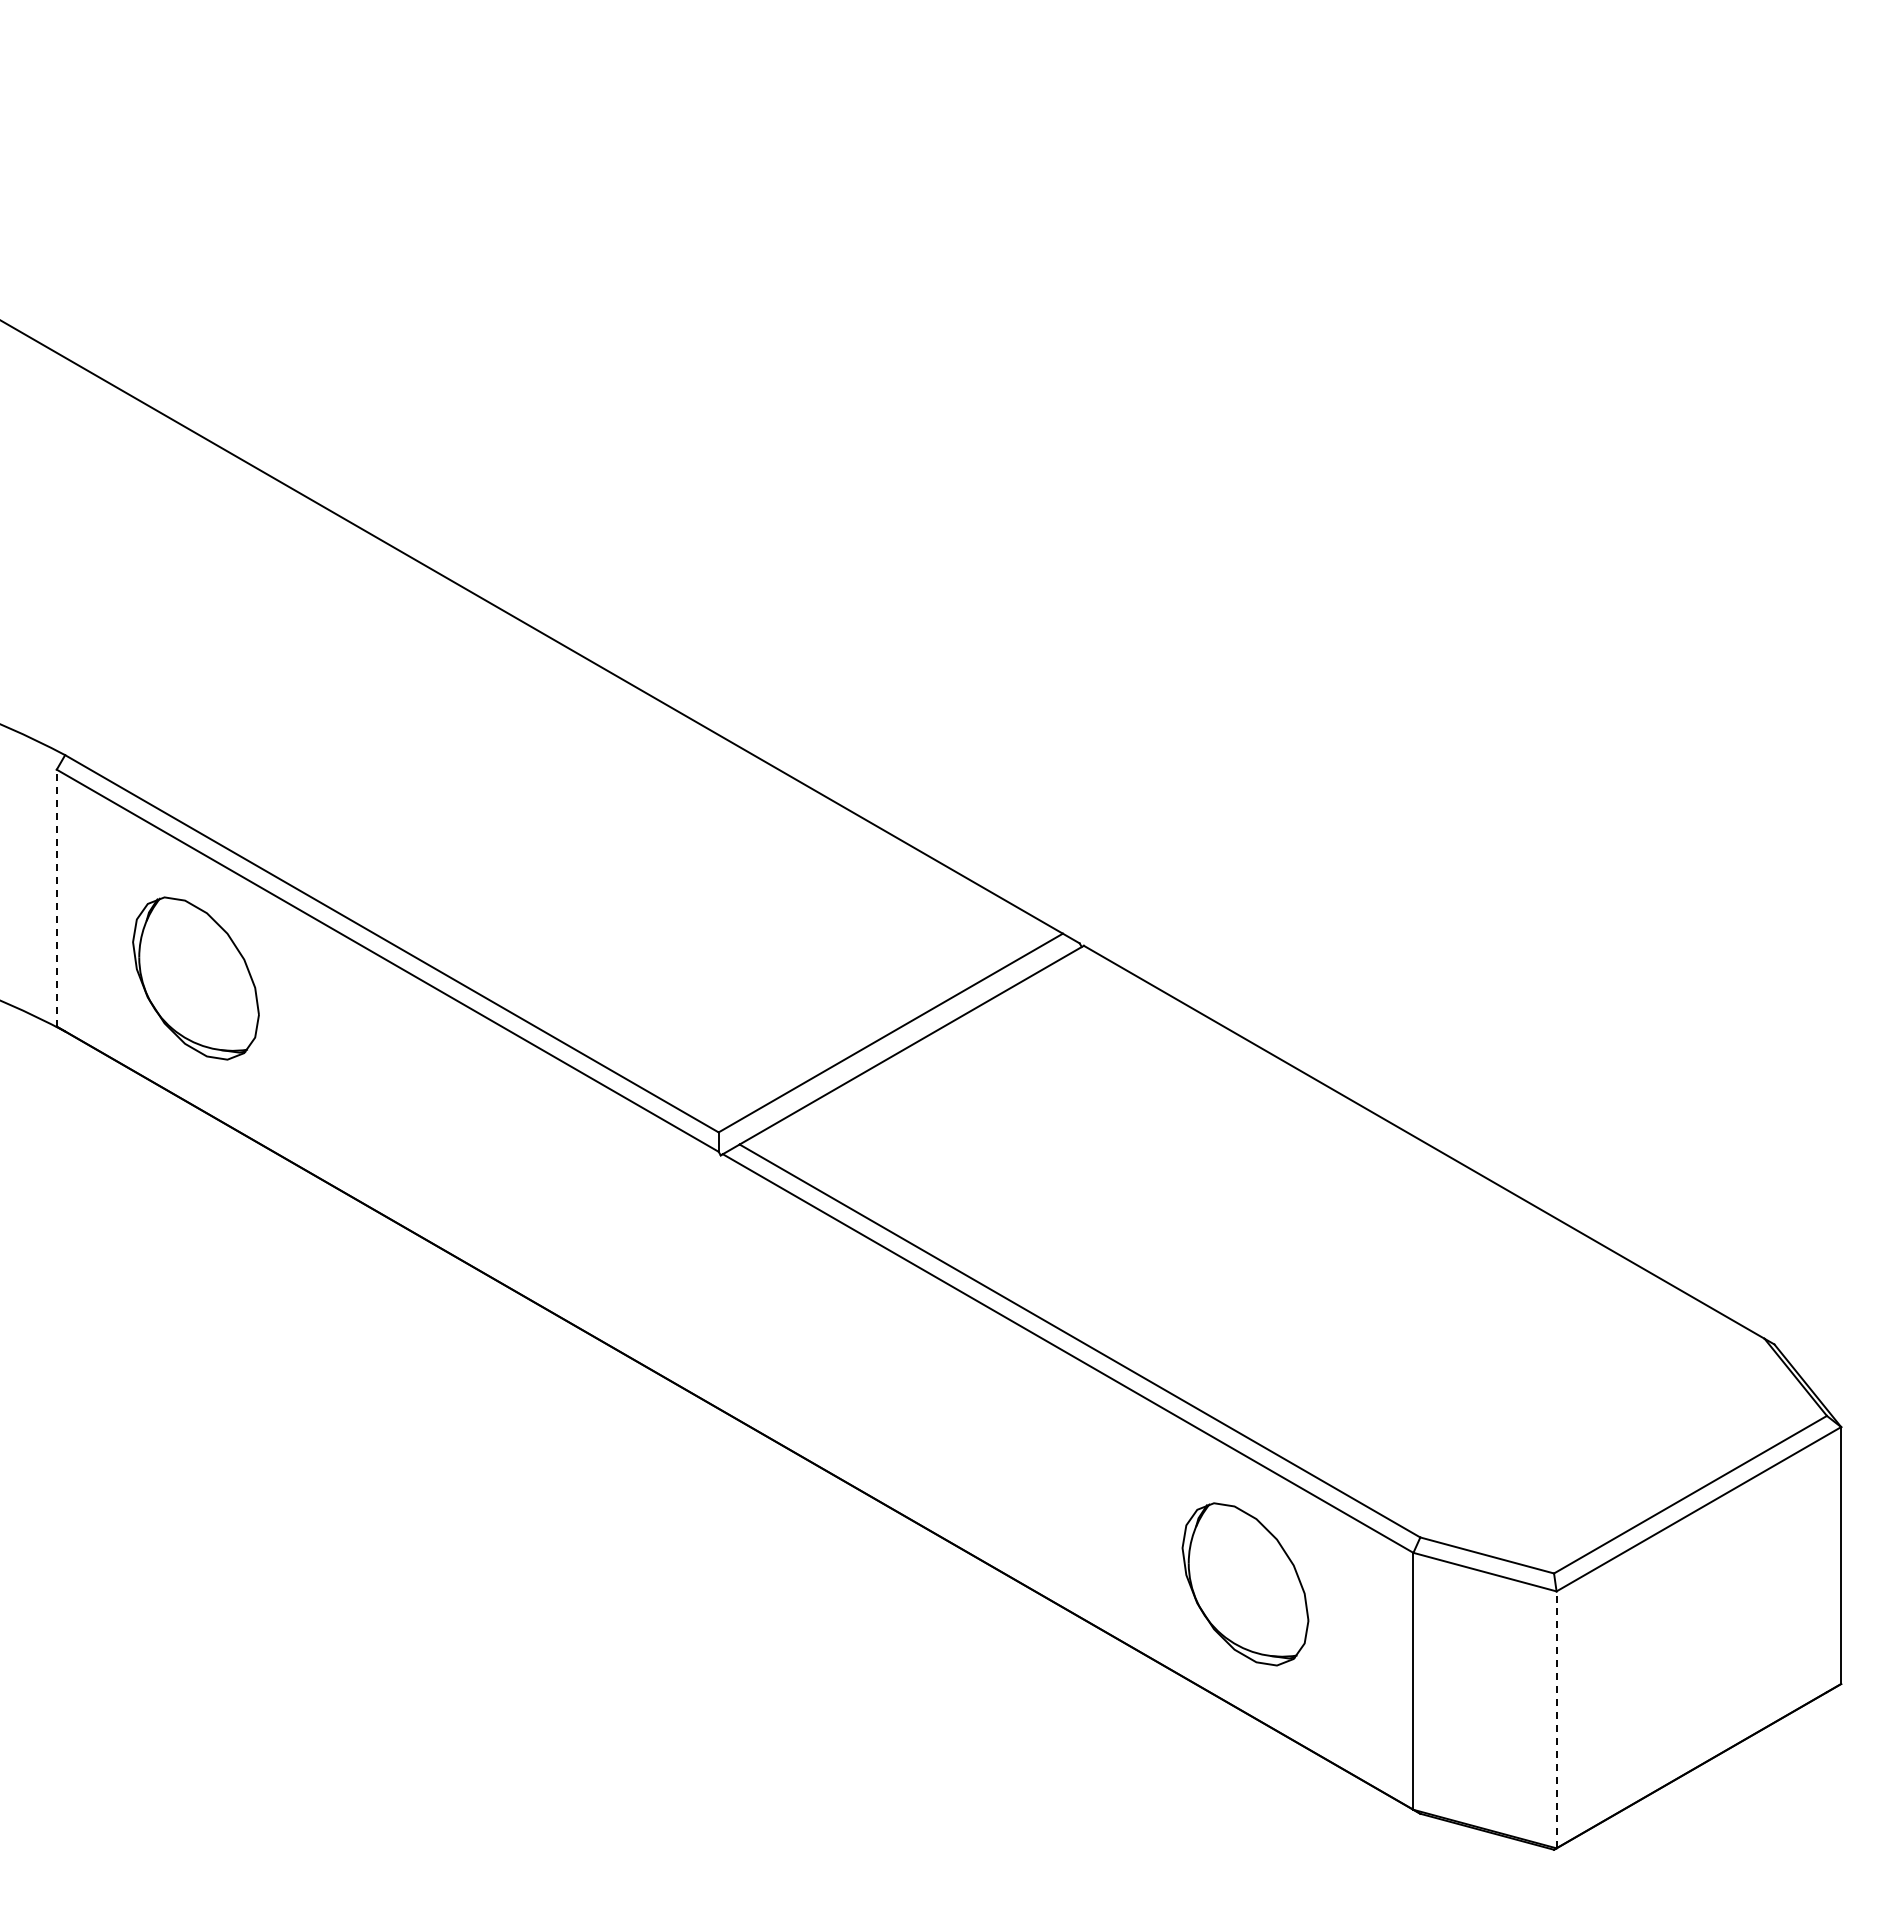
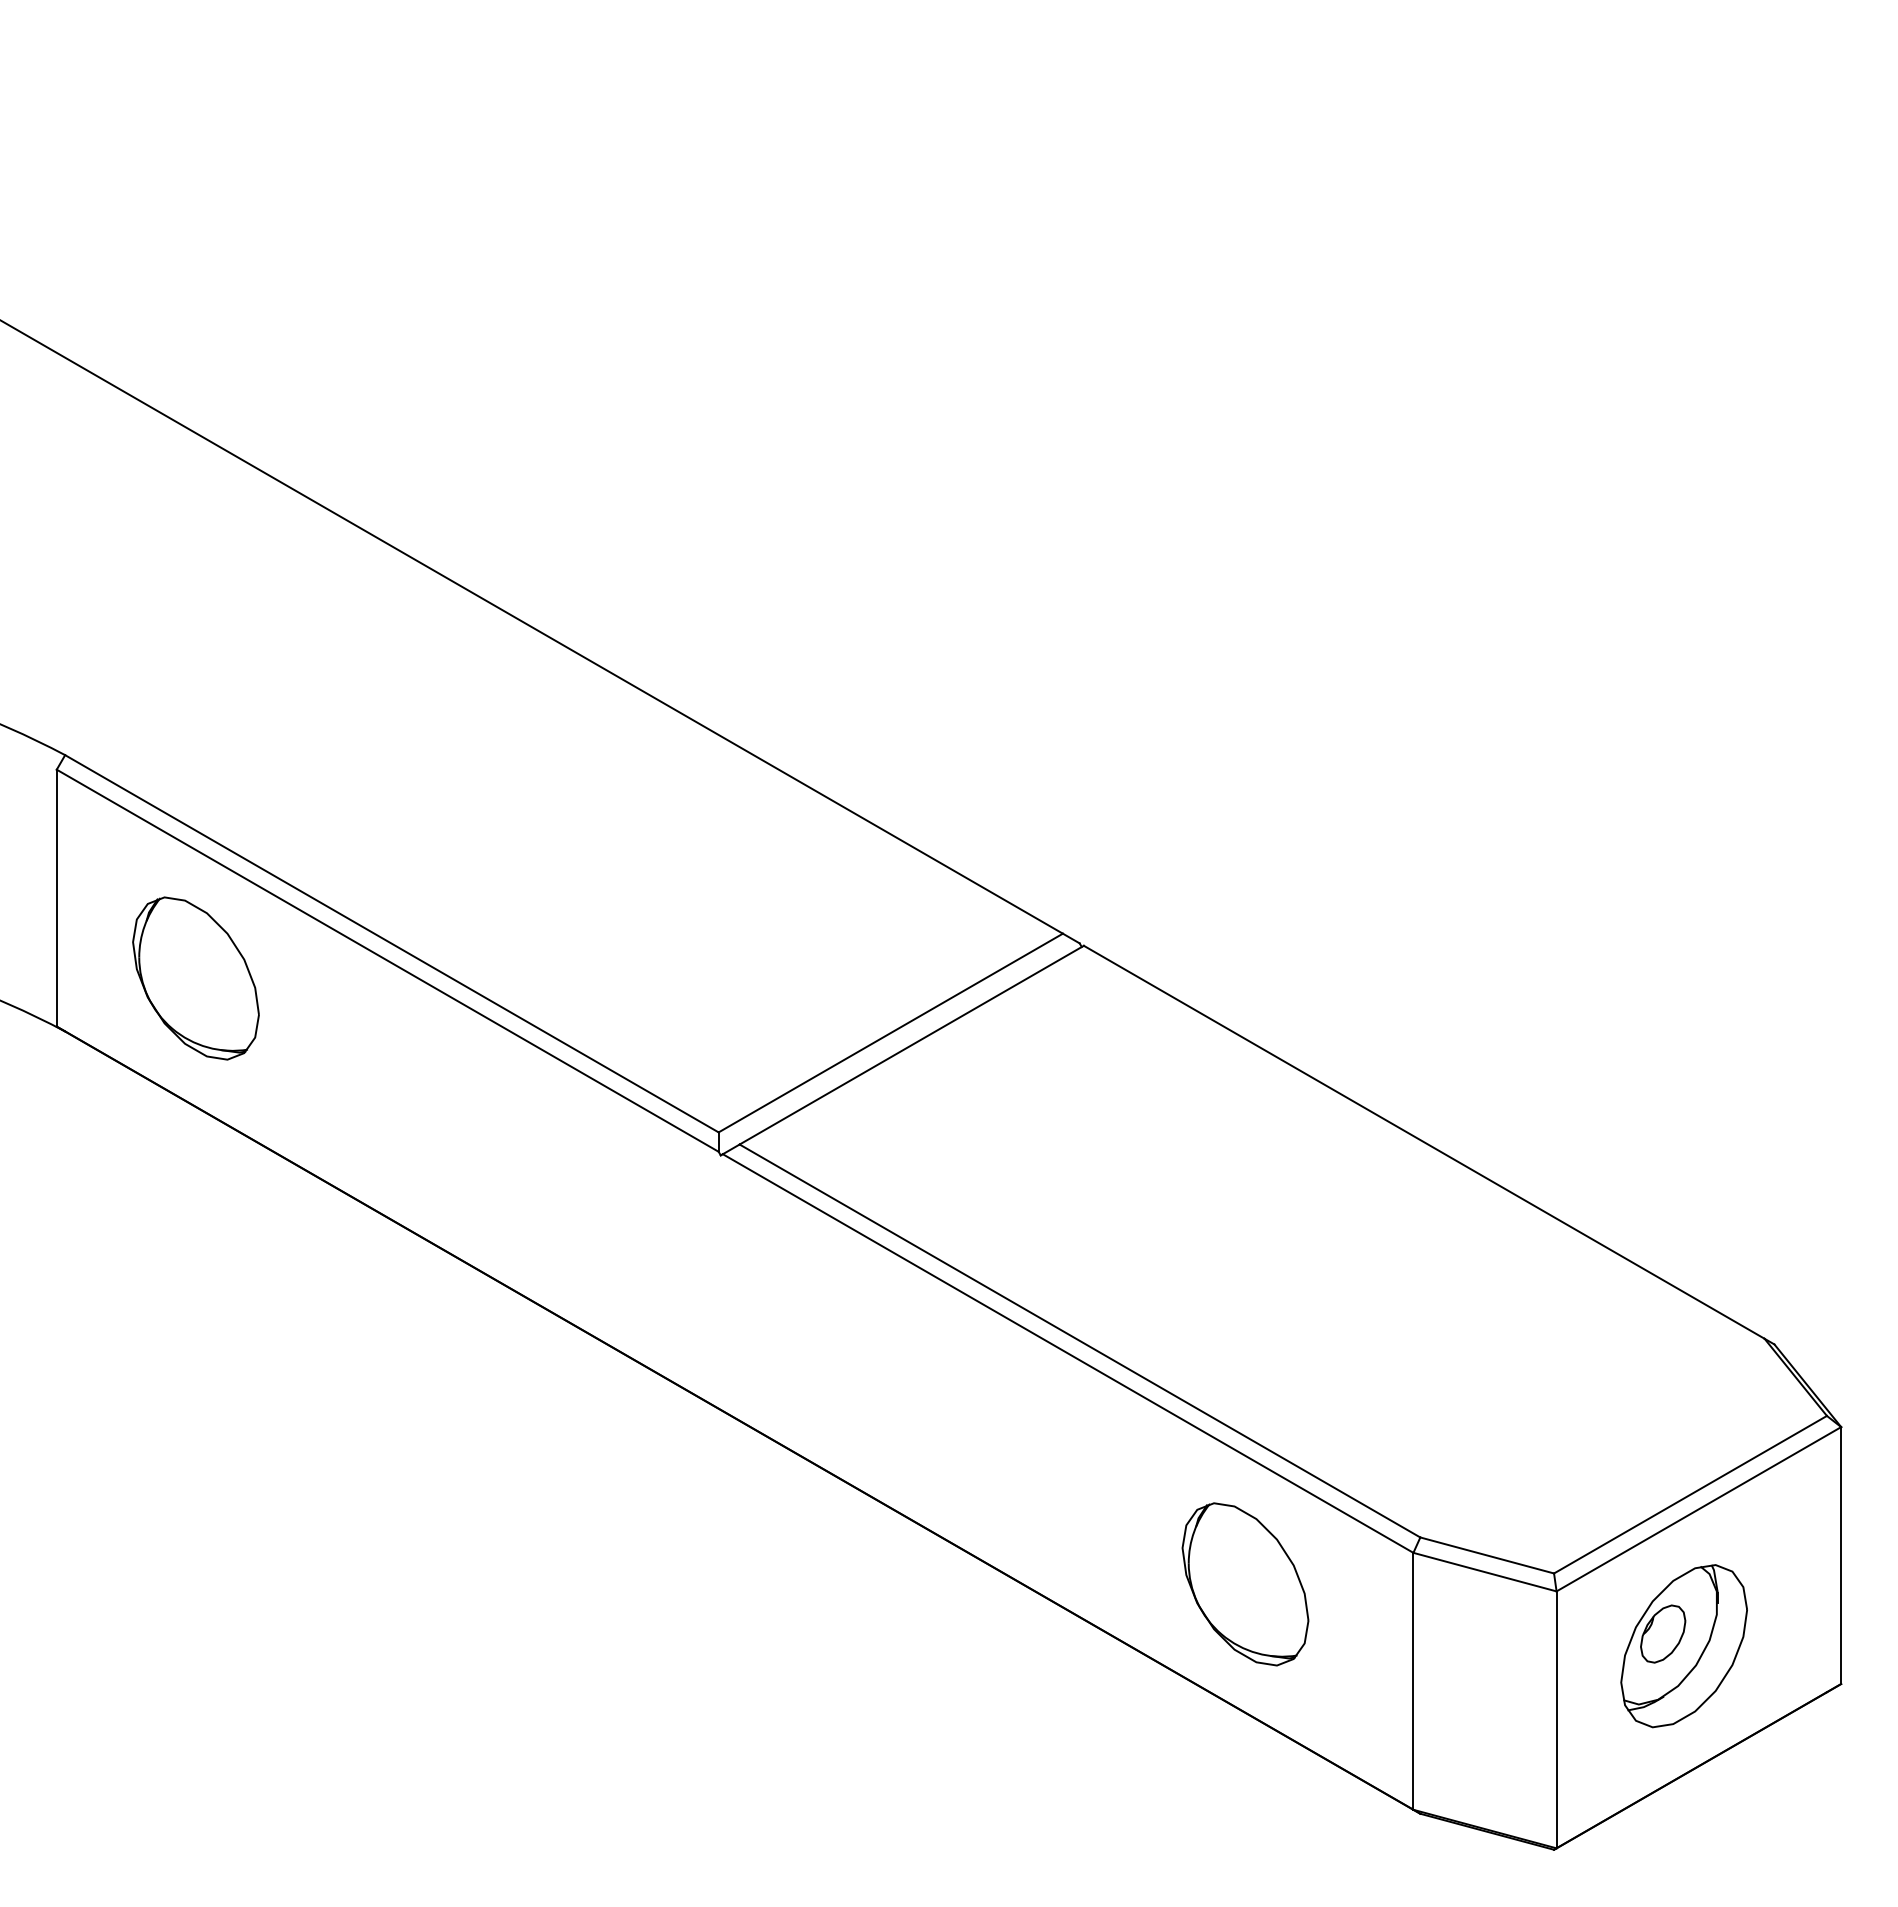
line: dashed -> solid (56, 897)
part: none -> present (1683, 1646)
line: dashed -> solid (1556, 1719)
